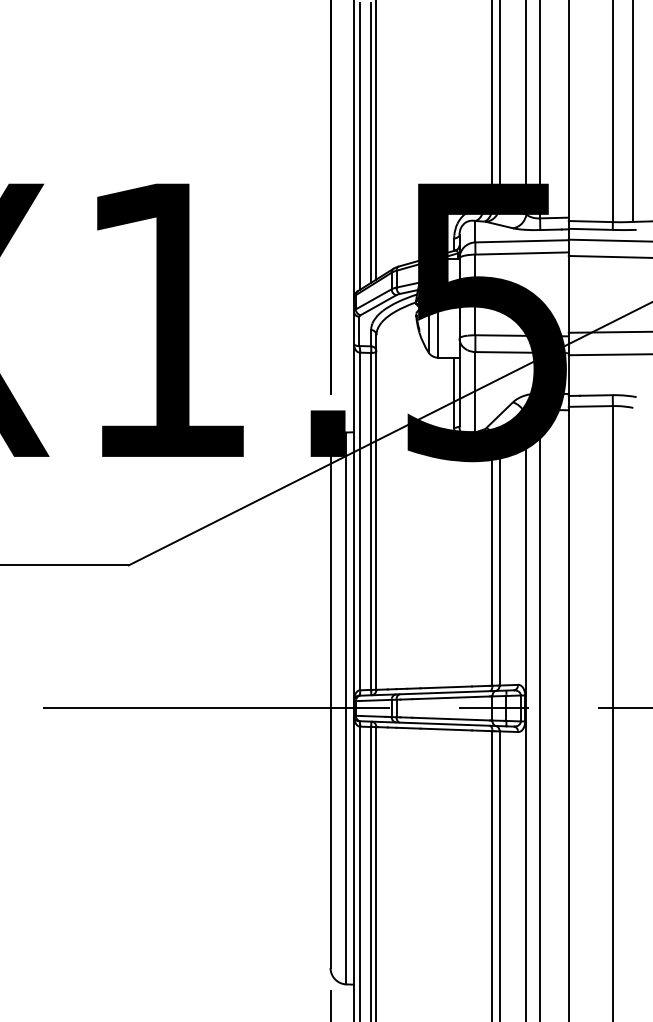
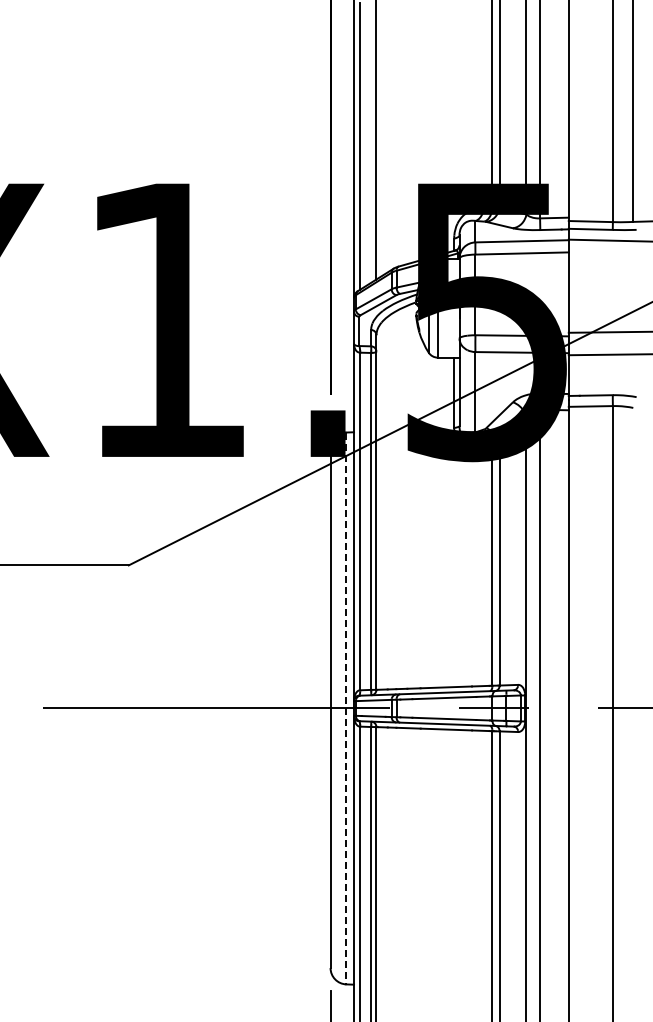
line: present -> none (371, 142)
line: present -> none (608, 256)
line: solid -> dashed (346, 708)
